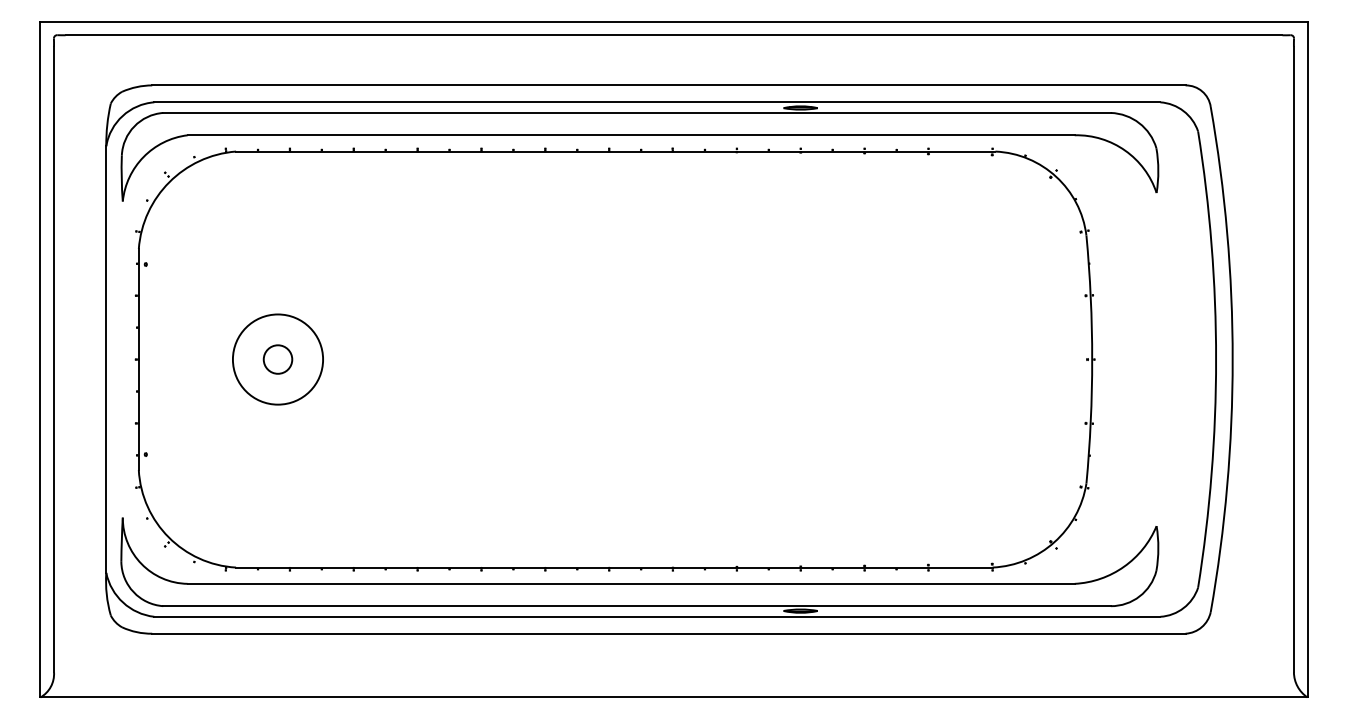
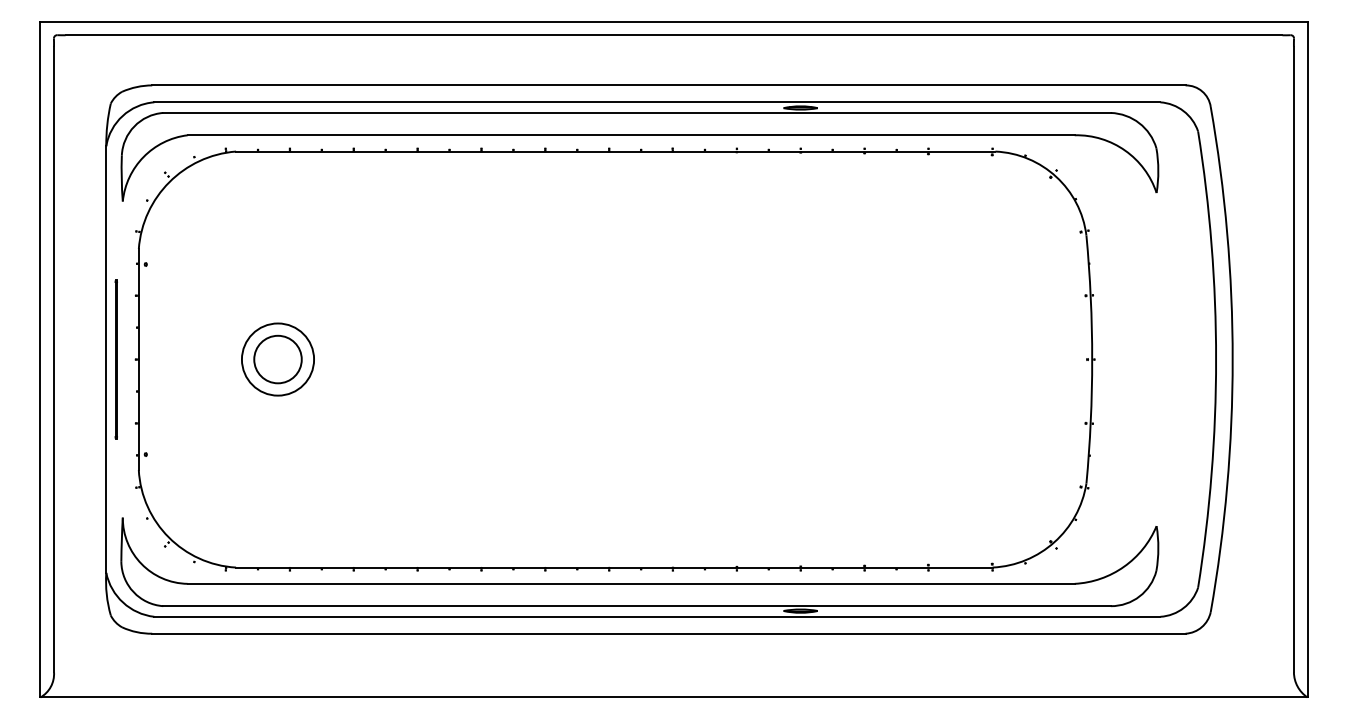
line: none -> present (115, 359)
circle diameter: 29 px -> 48 px (277, 359)
circle diameter: 90 px -> 72 px (277, 359)
